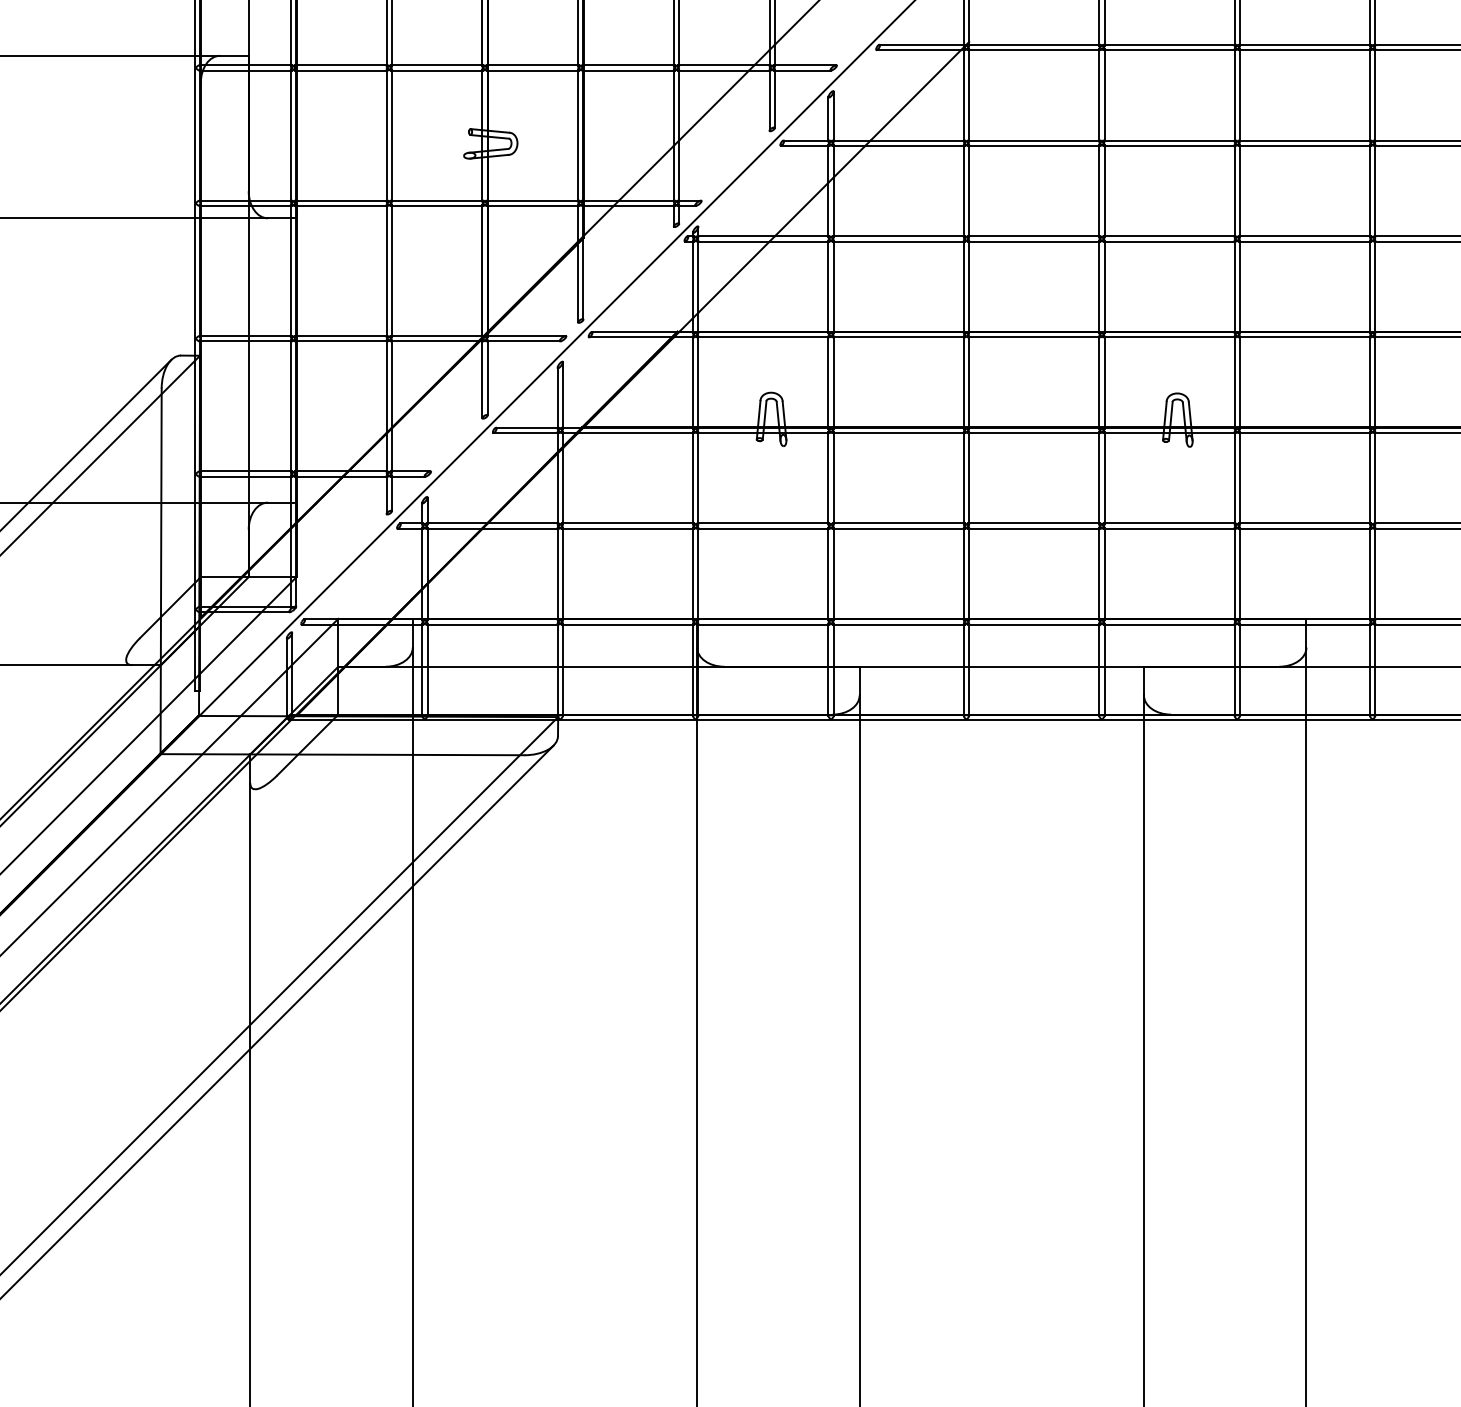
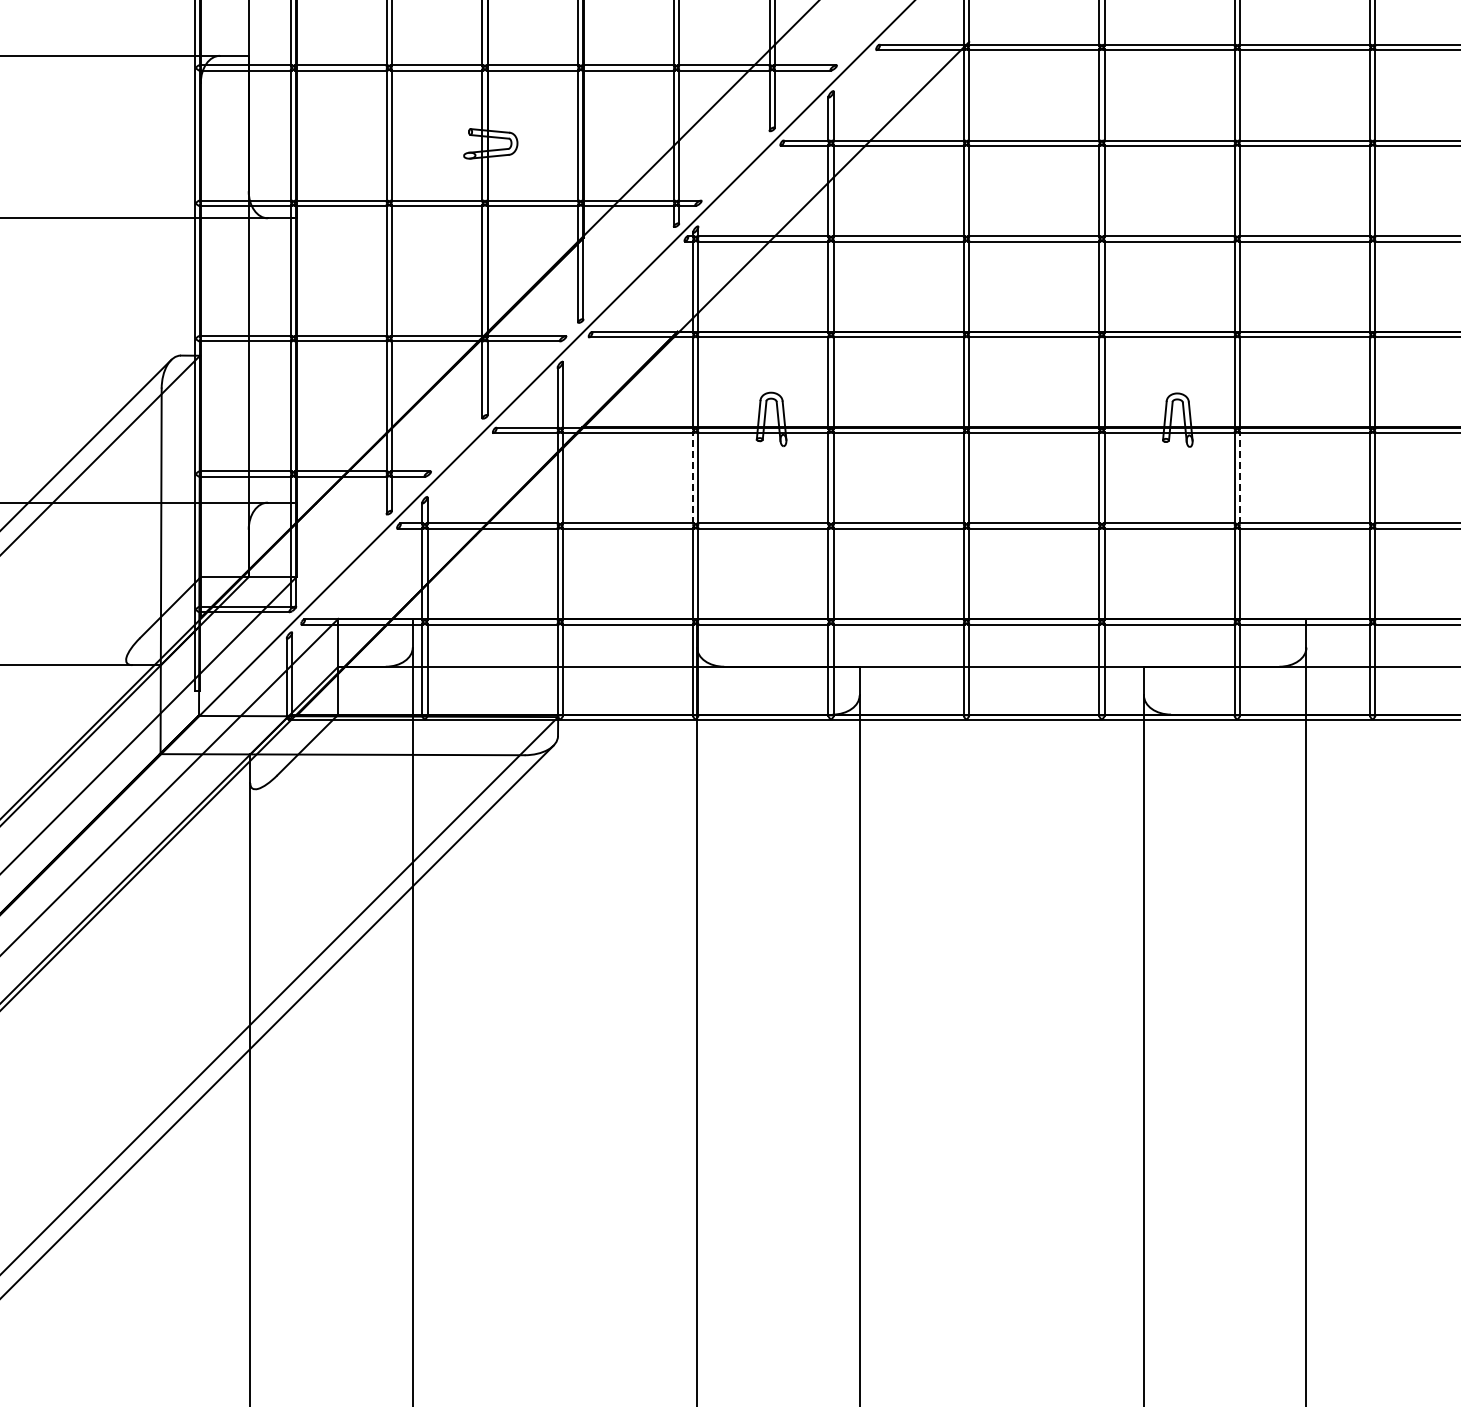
line: solid -> dashed (692, 478)
line: solid -> dashed (1240, 478)
